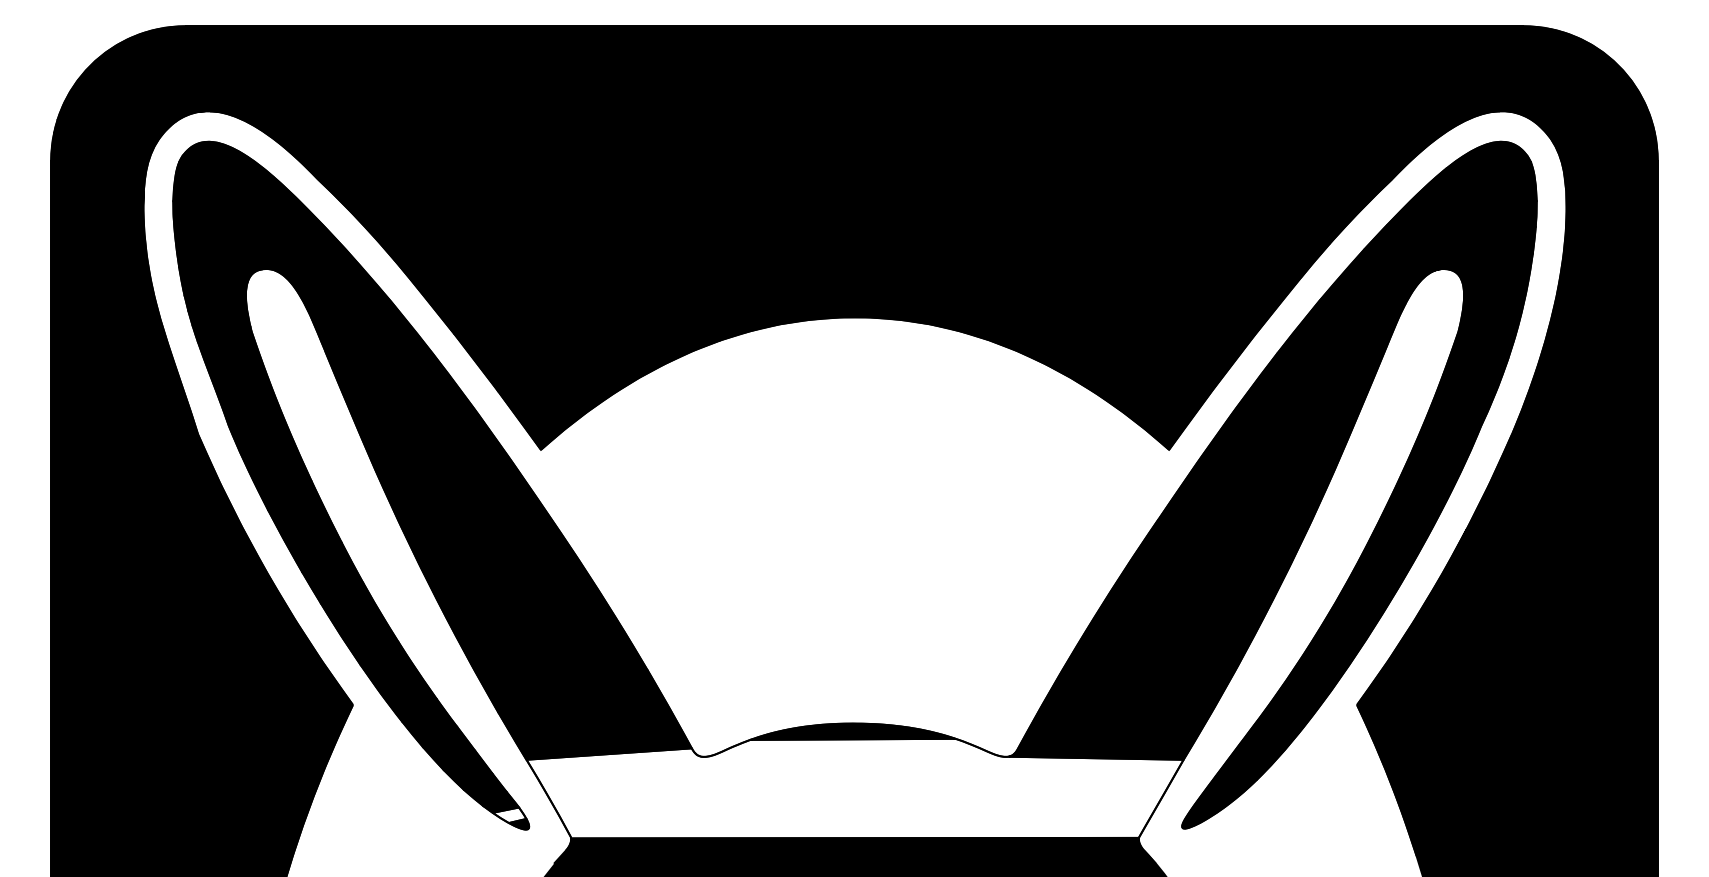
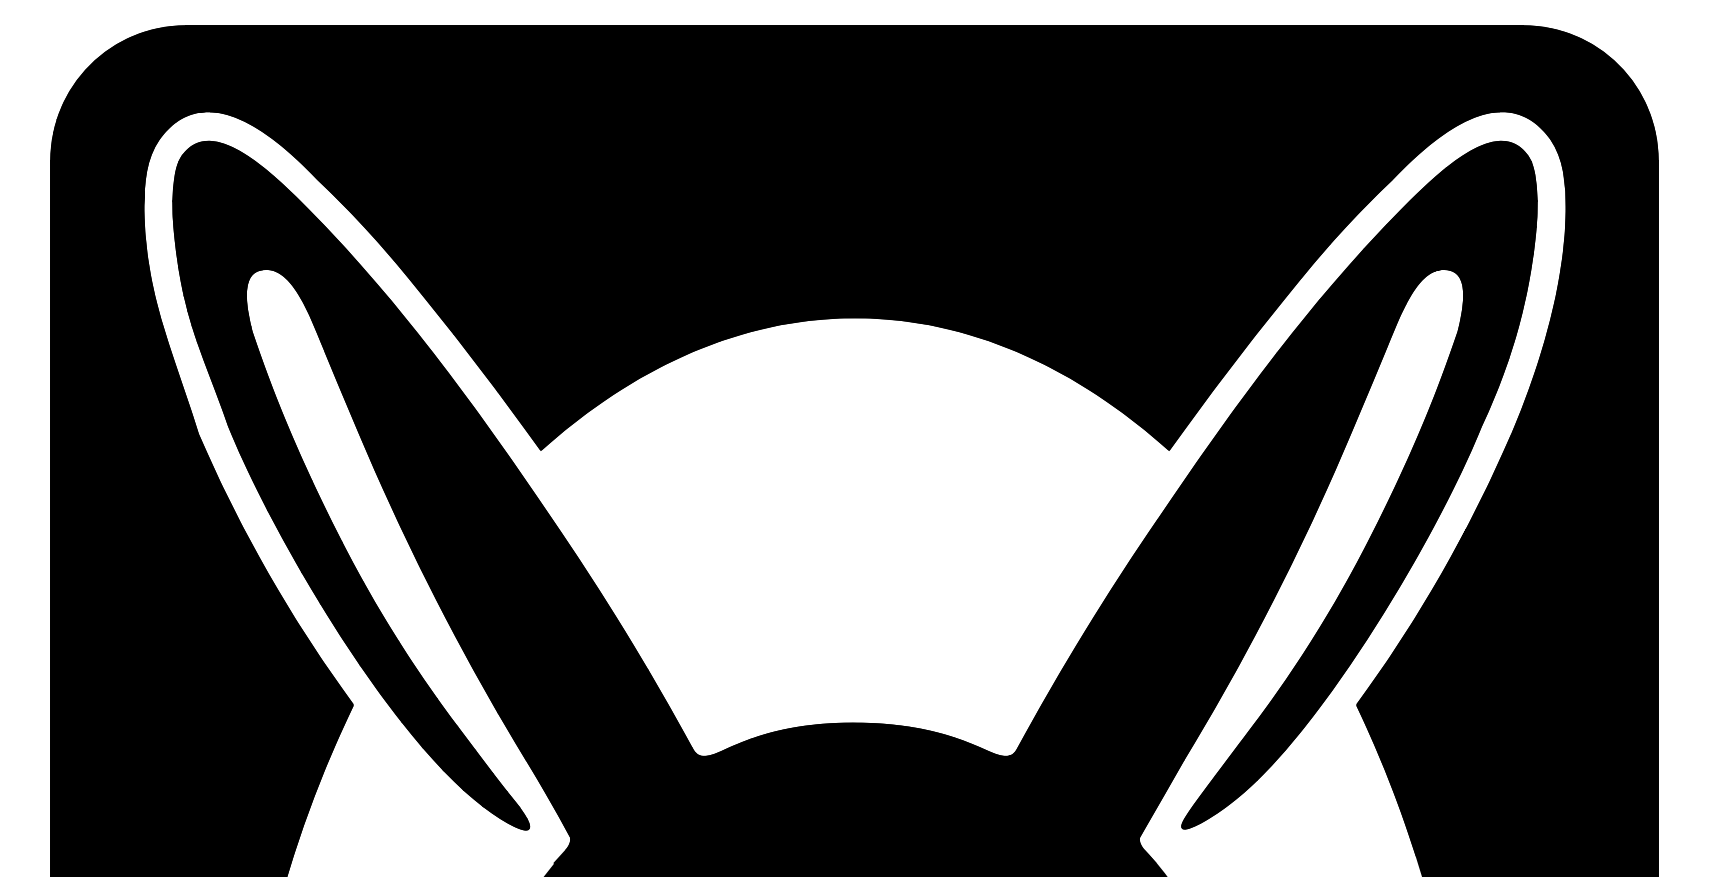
fill: none -> present (854, 788)
fill: none -> present (509, 815)
